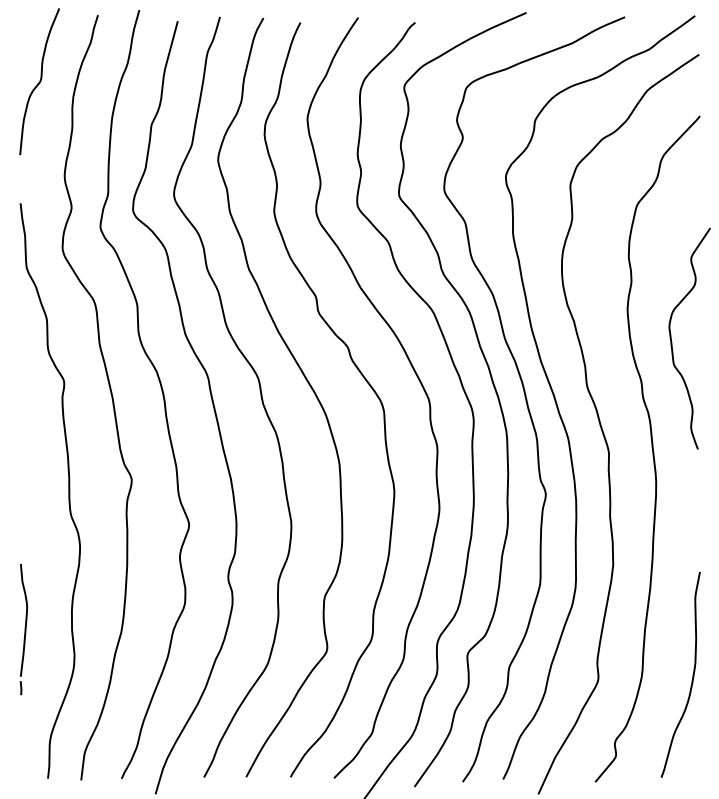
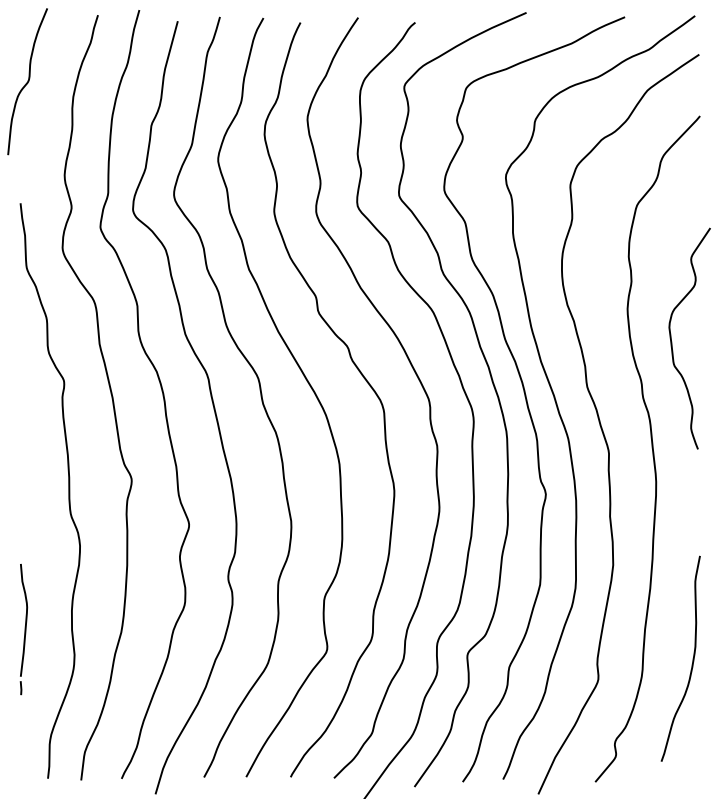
curve position: (39, 81) -> (27, 81) (27, 81)
curve position: (692, 674) -> (692, 658) (692, 658)
